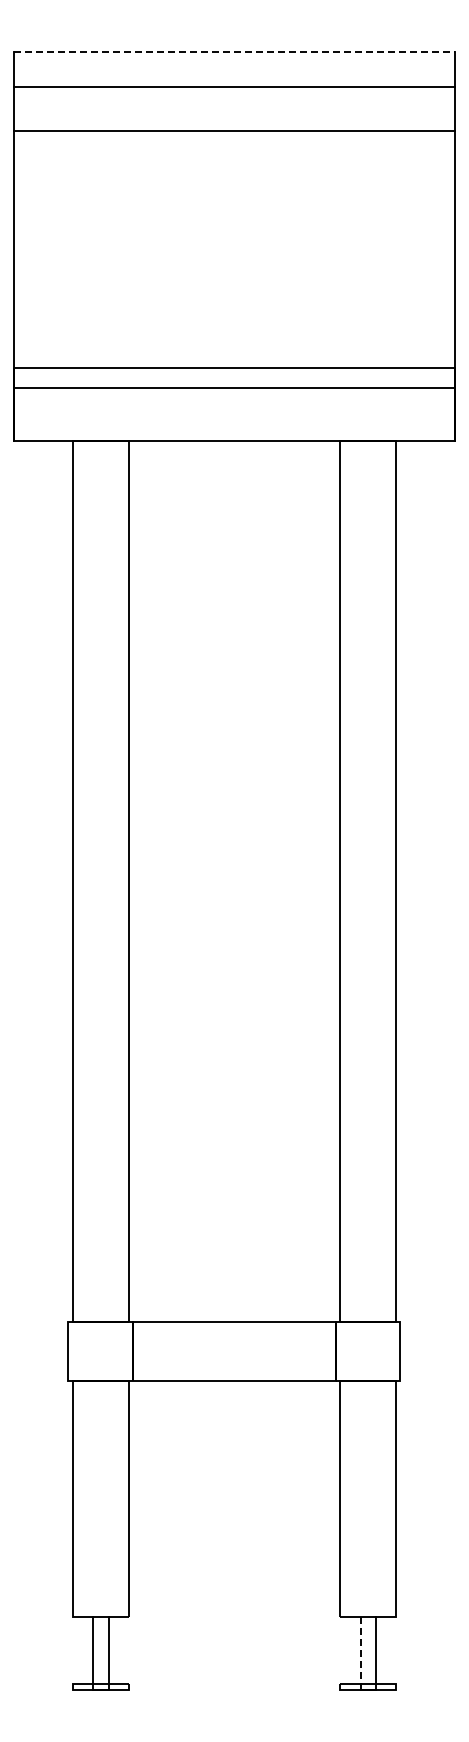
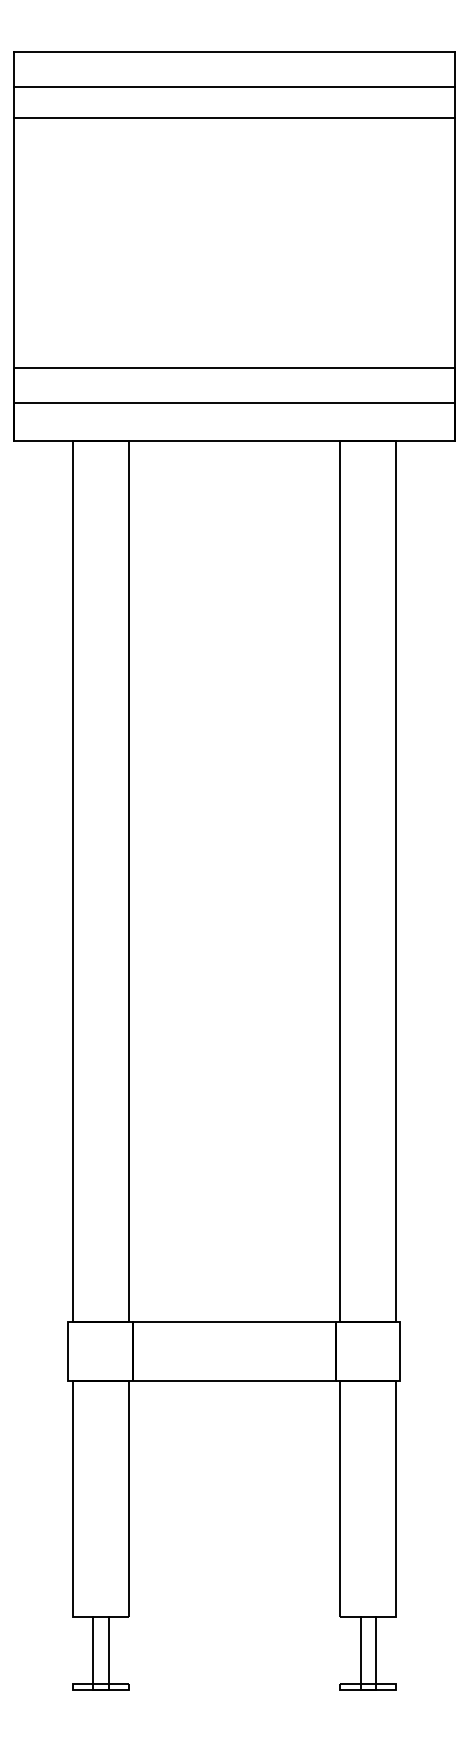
line: dashed -> solid (234, 52)
line position: (234, 130) -> (234, 117) (234, 117)
line position: (234, 388) -> (234, 403) (234, 403)
line: dashed -> solid (360, 1654)
